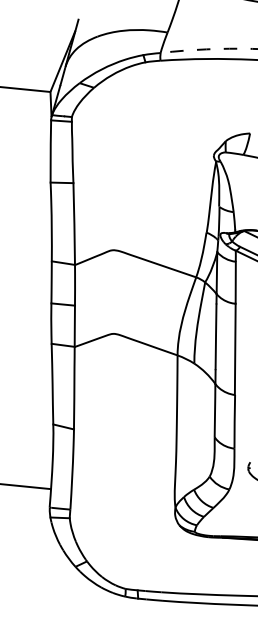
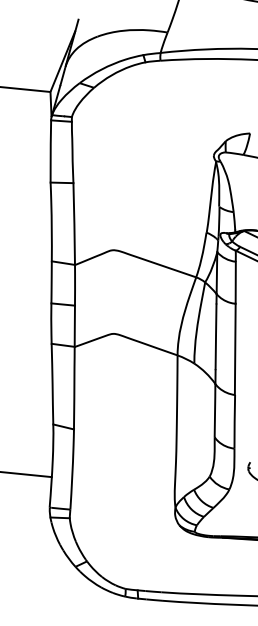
arc: dashed -> solid (207, 49)
line position: (26, 486) -> (26, 474) (26, 474)
